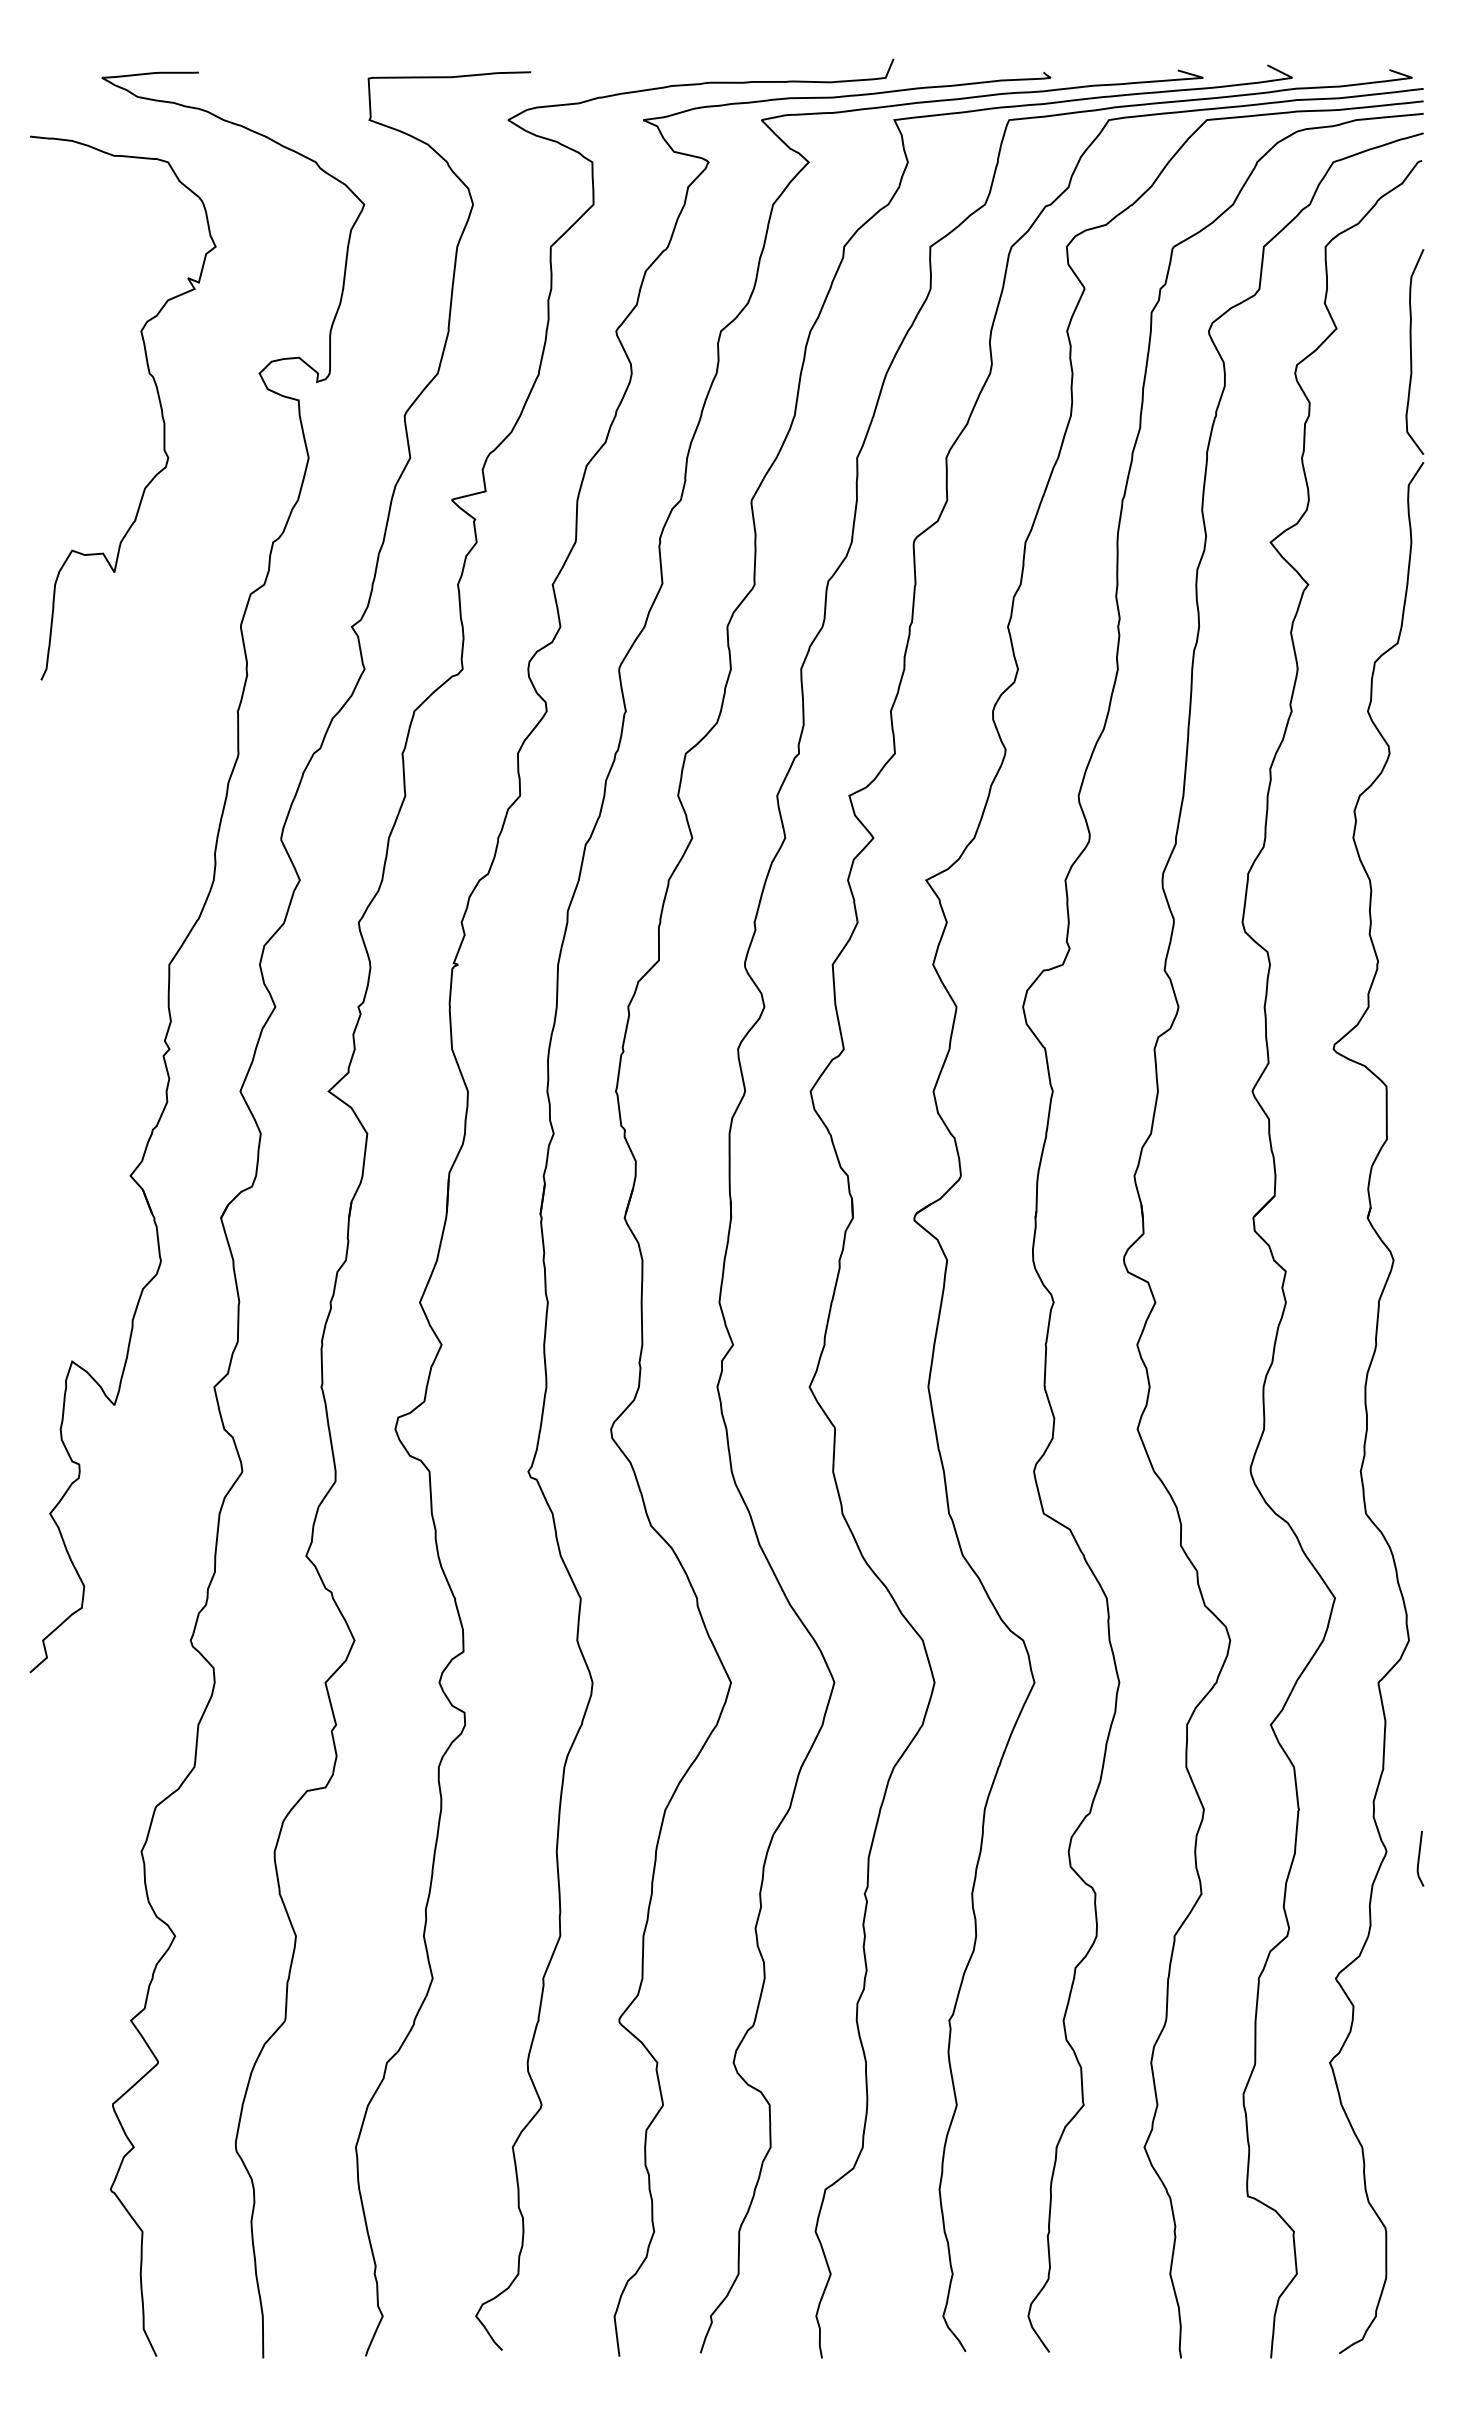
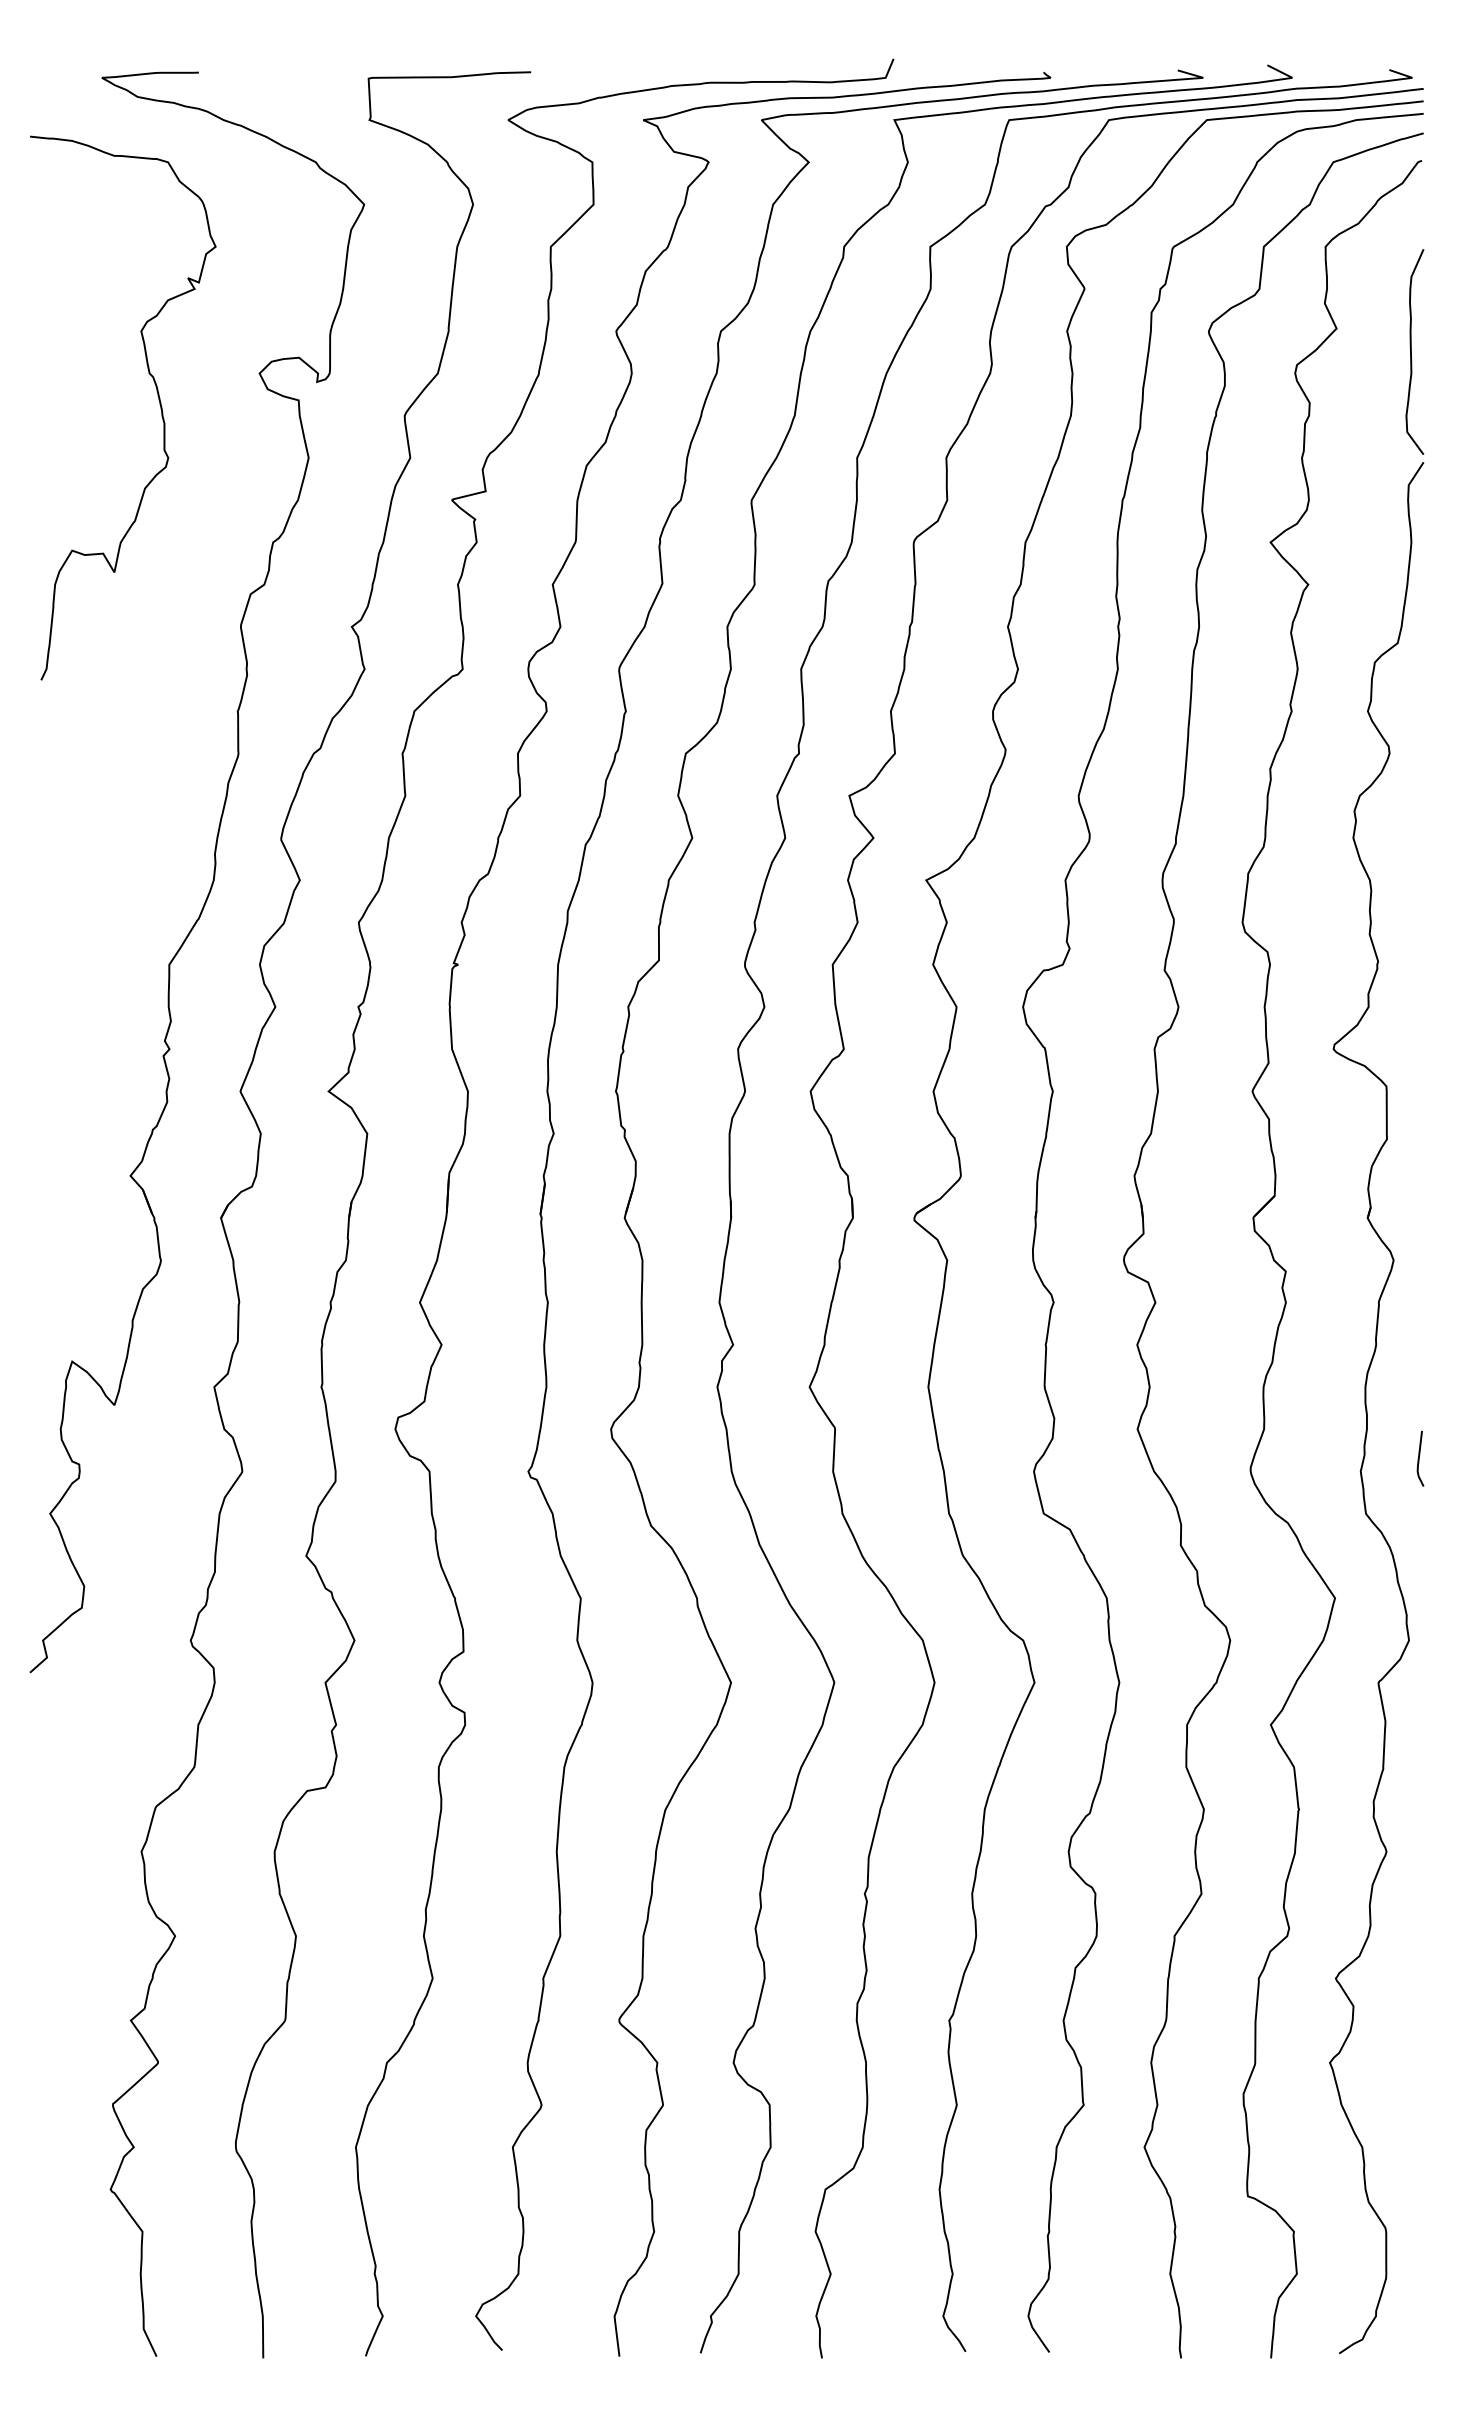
line position: (1419, 1858) -> (1419, 1458) (1419, 1458)
